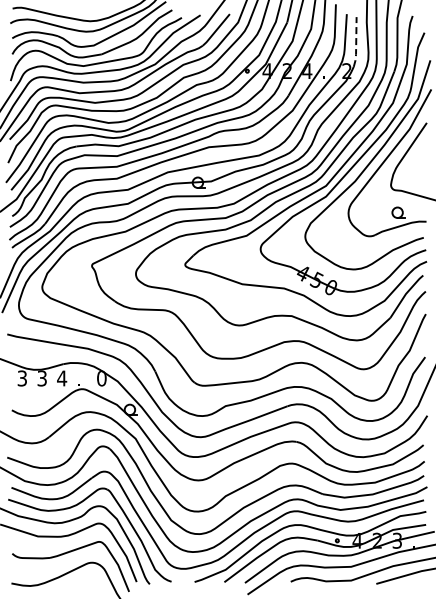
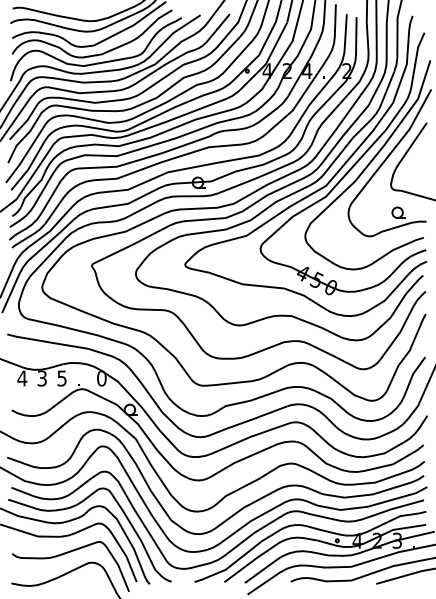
line: dashed -> solid (356, 42)
text: 3 -> 4 (22, 378)
text: 4 -> 5 (62, 378)
